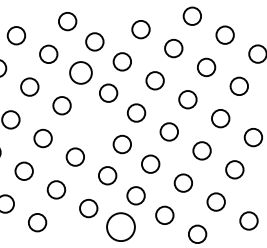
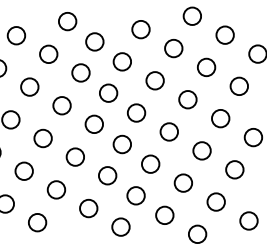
circle size: 24x24 px -> 20x20 px (80, 72)
circle: none -> present (93, 123)
circle diameter: 28 px -> 17 px (120, 226)
